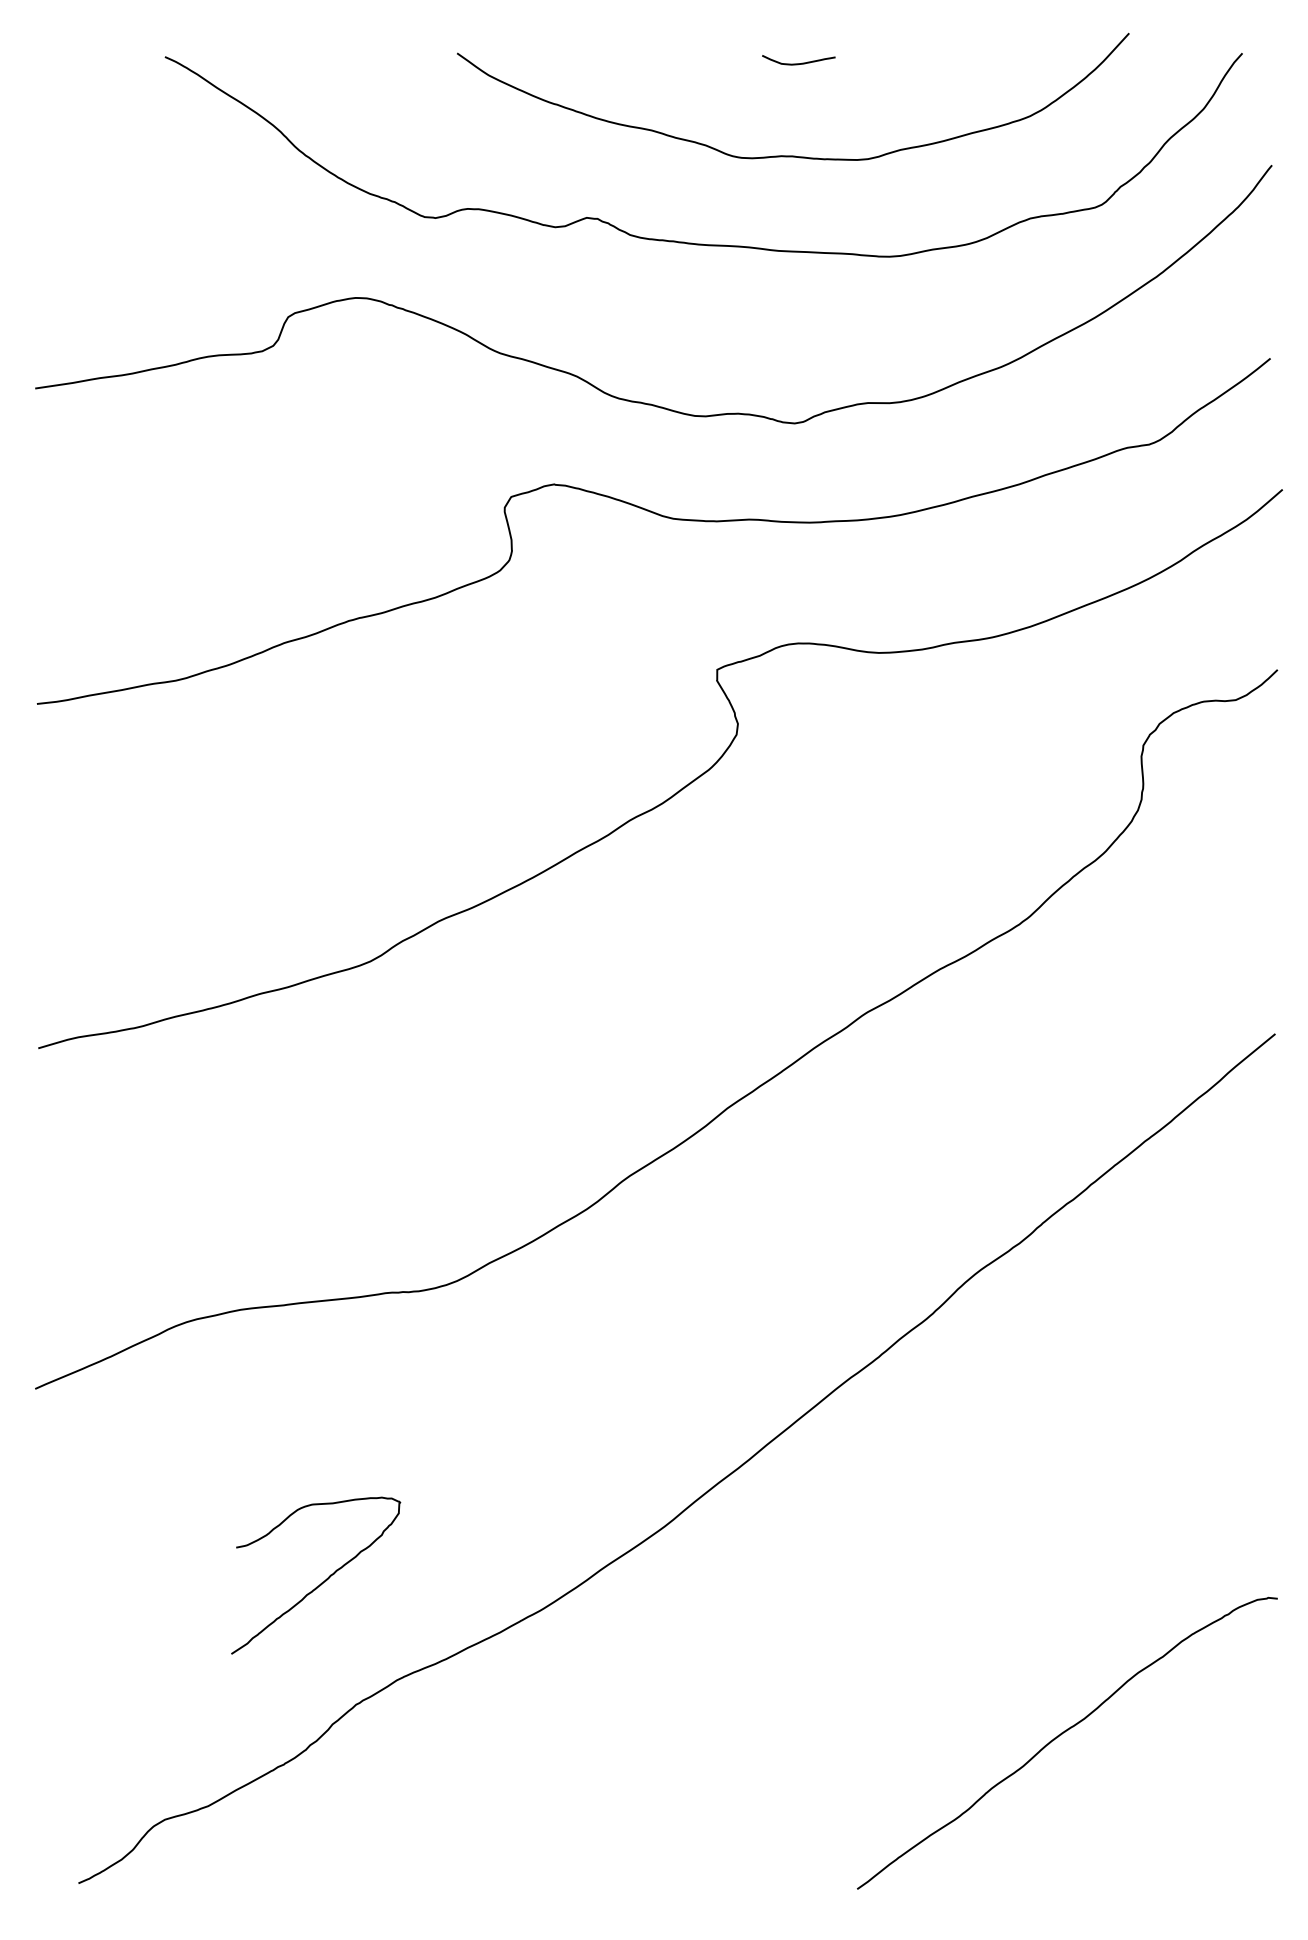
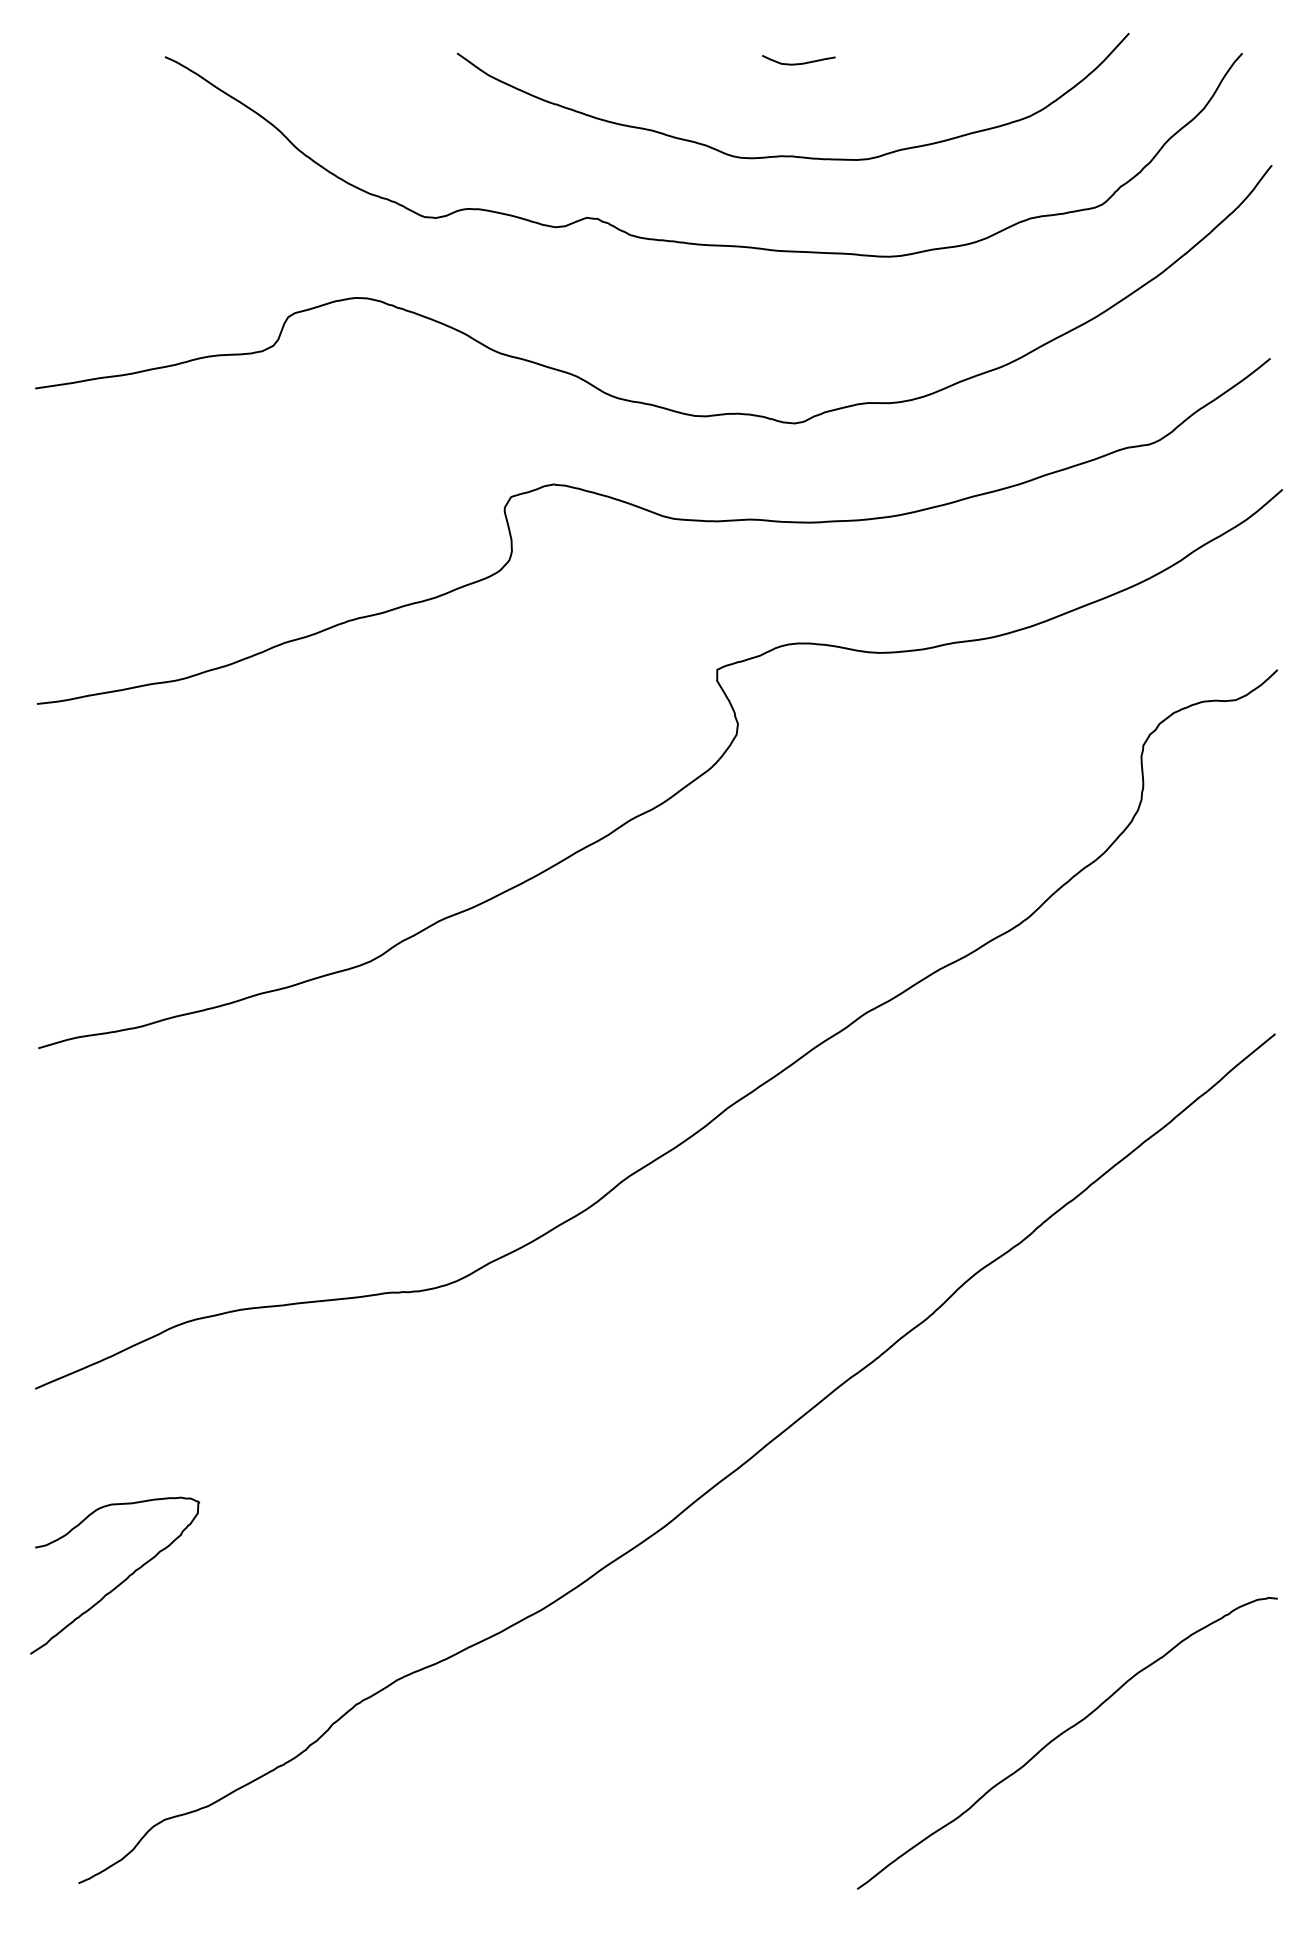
curve position: (322, 1581) -> (121, 1581) (121, 1581)
